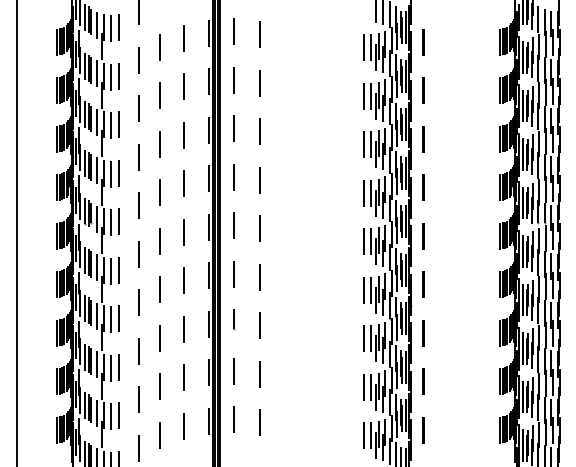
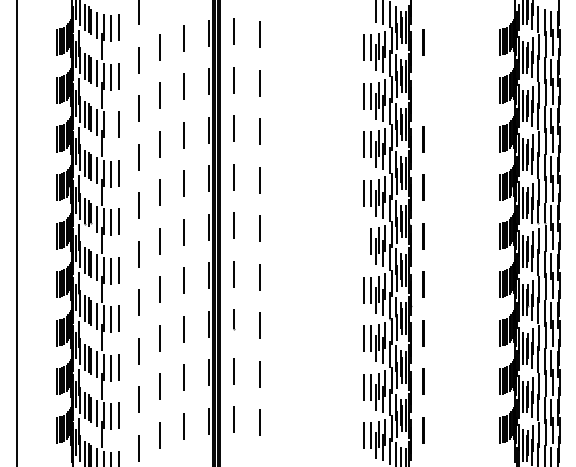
line: present -> none (423, 90)
line: present -> none (111, 125)
line: present -> none (364, 241)
